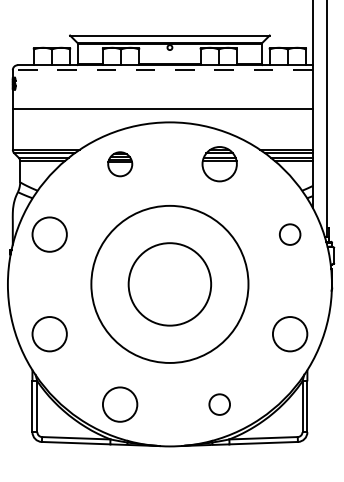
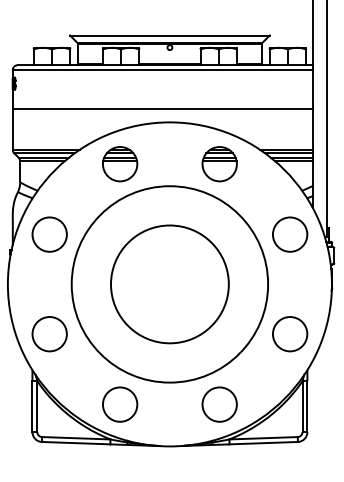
line: dashed -> solid (162, 70)
part size: 27x27 px -> 37x37 px (120, 164)
circle diameter: 21 px -> 34 px (289, 234)
circle diameter: 157 px -> 196 px (169, 284)
circle diameter: 82 px -> 118 px (169, 284)
circle diameter: 21 px -> 34 px (219, 404)
